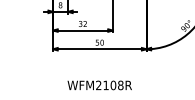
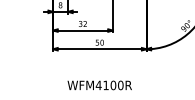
text: WFM2108R -> WFM4100R (109, 85)
